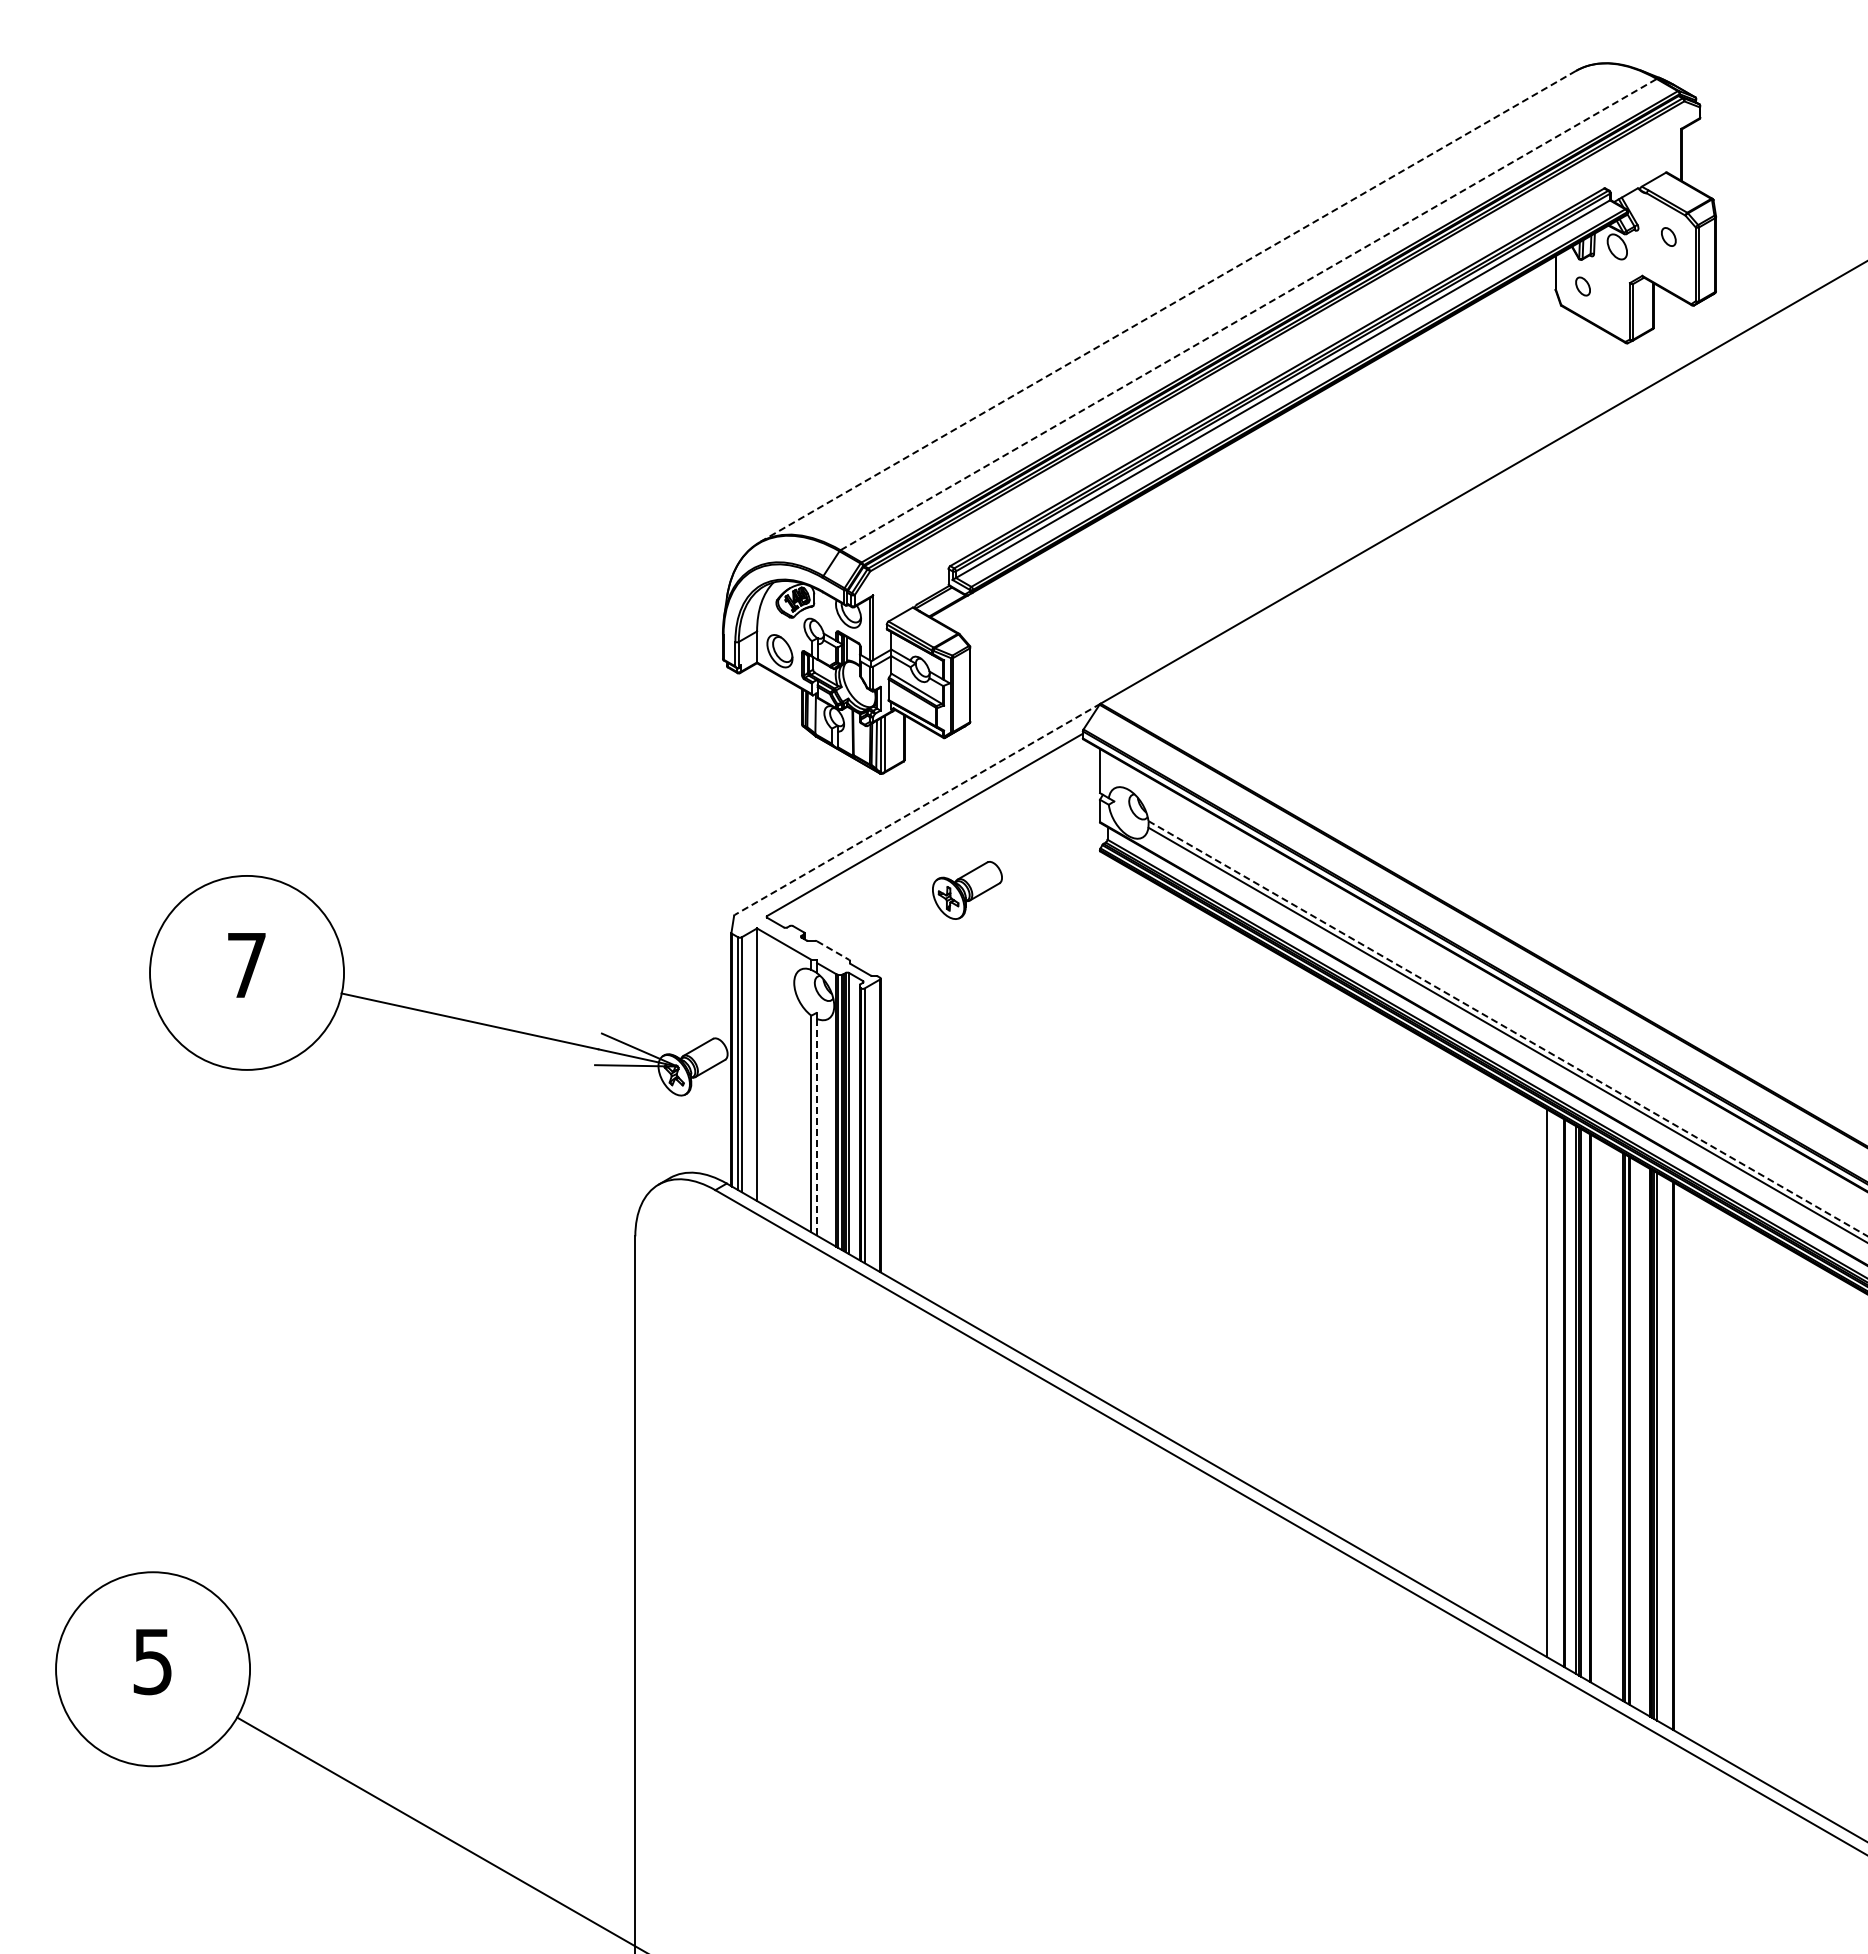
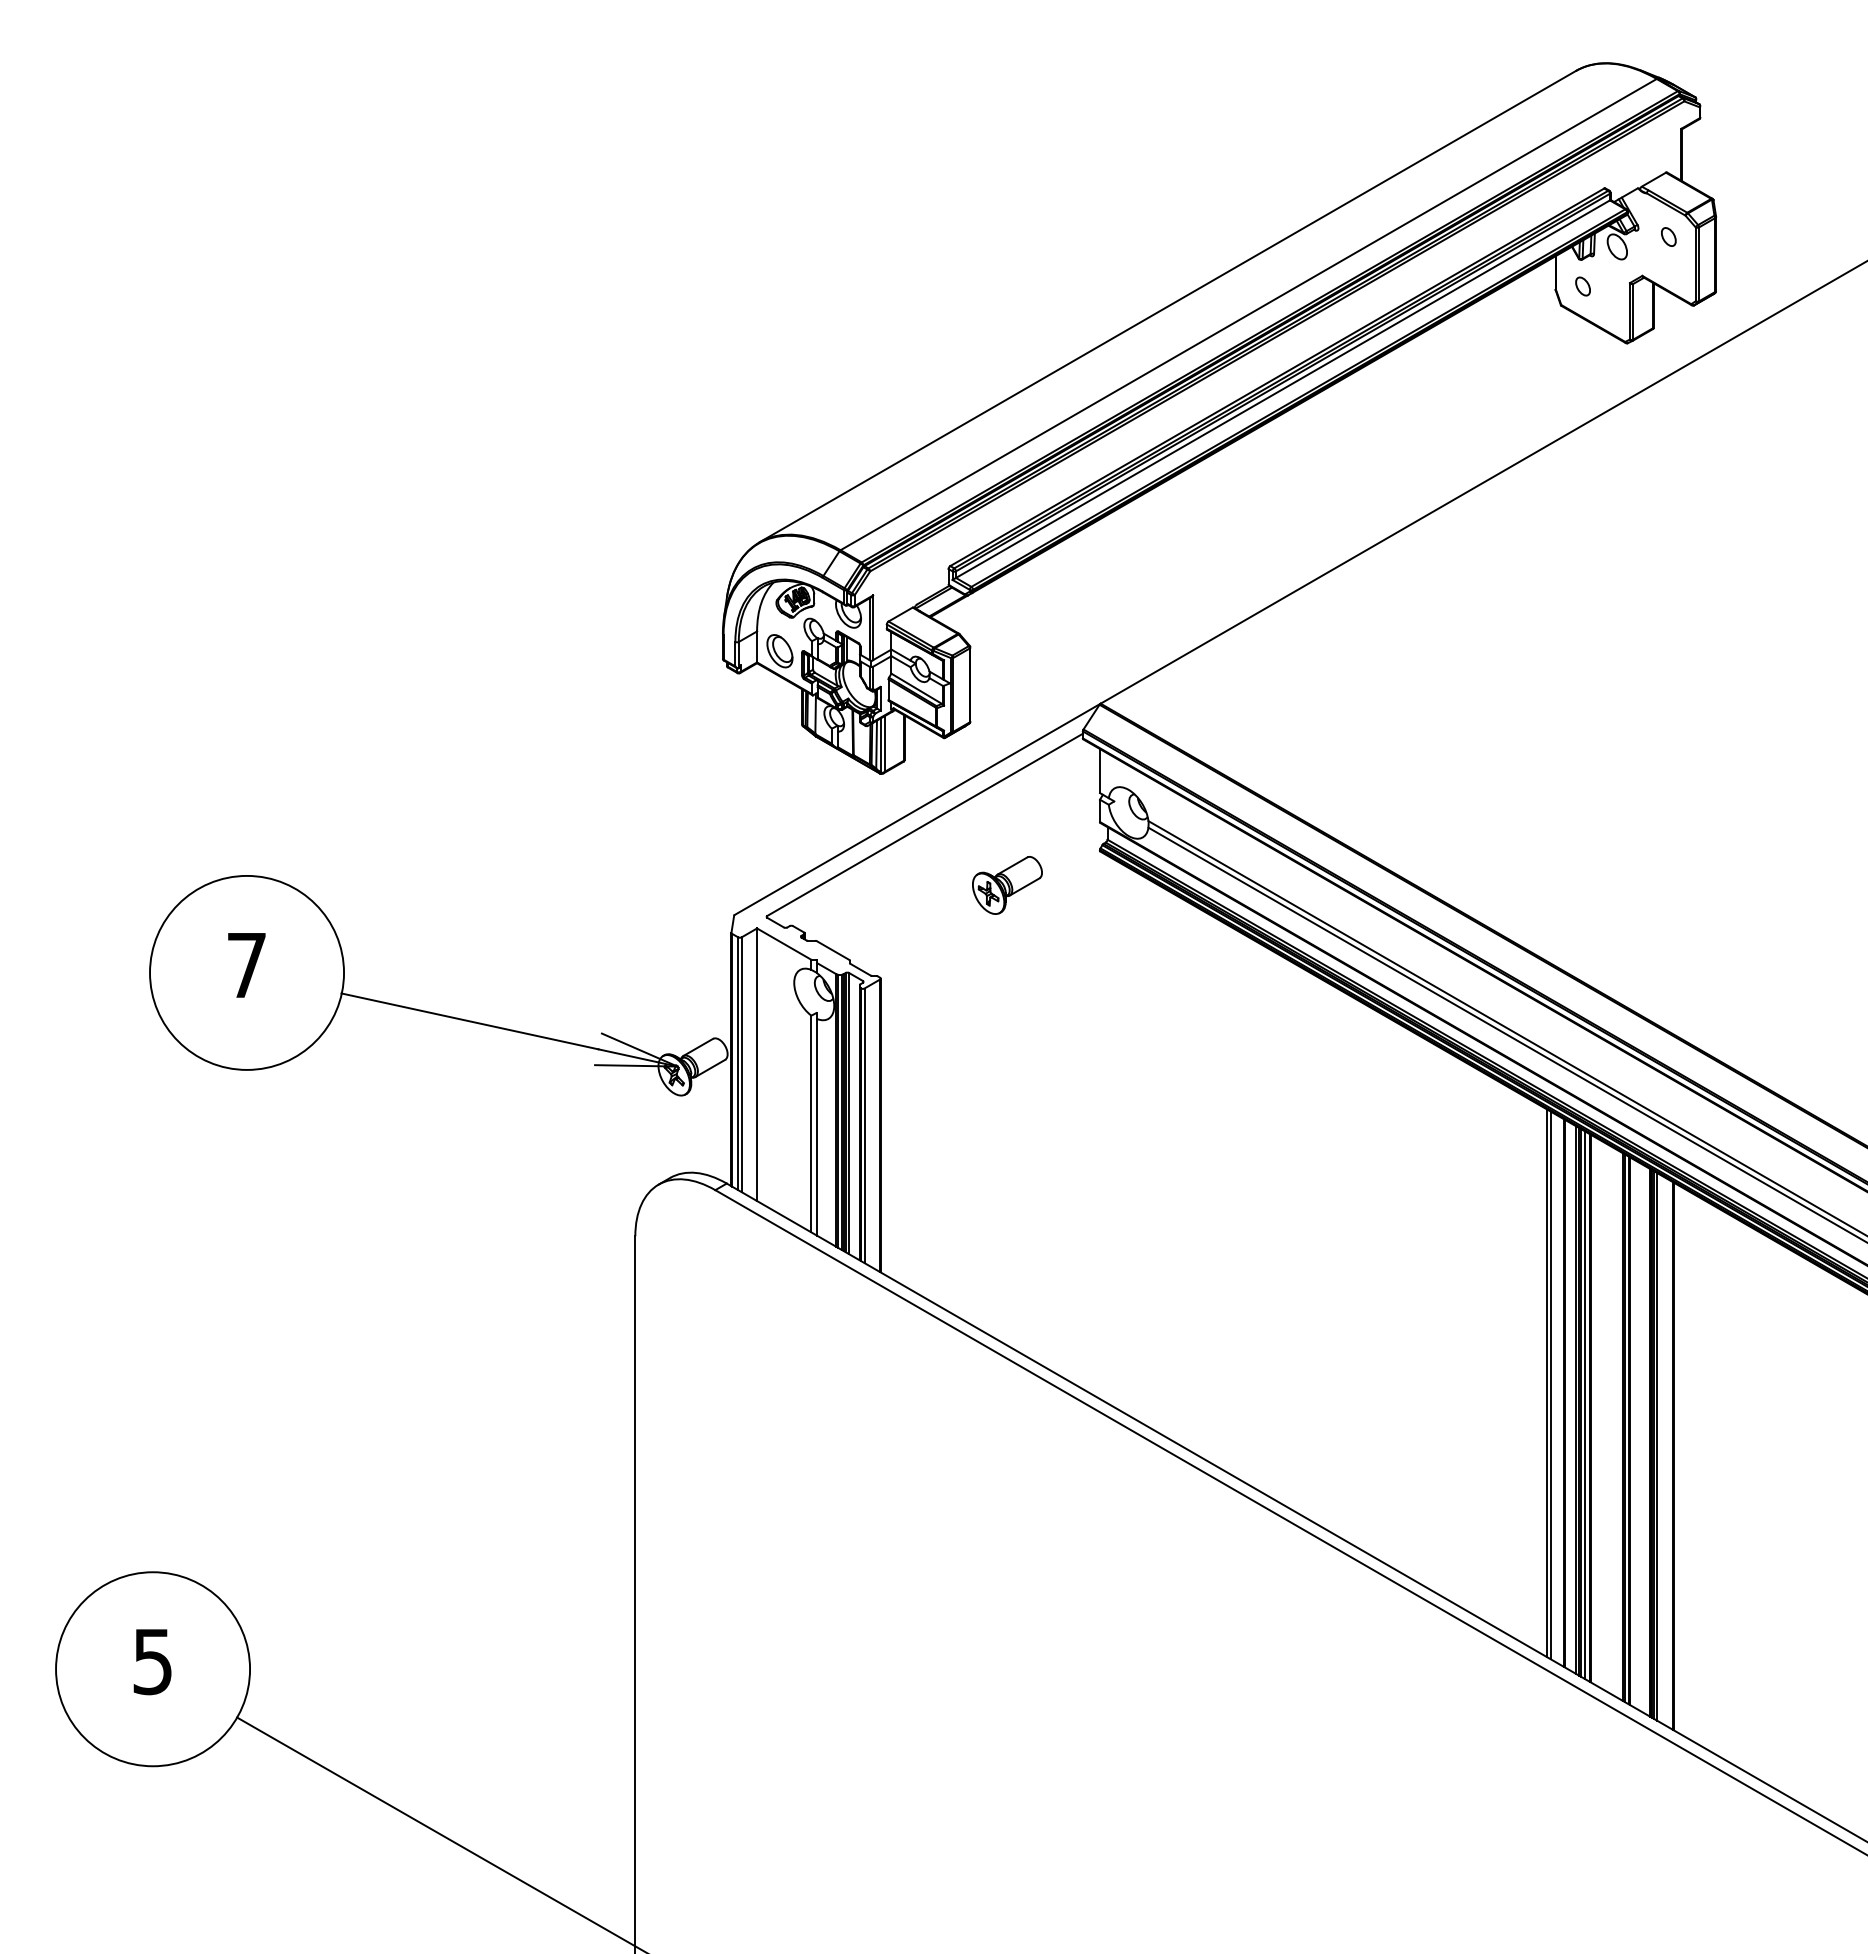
line: dashed -> solid (1167, 306)
line: dashed -> solid (1249, 314)
line: dashed -> solid (917, 809)
part position: (967, 890) -> (1007, 885) (1007, 885)
line: dashed -> solid (833, 950)
line: dashed -> solid (1508, 1028)
line: dashed -> solid (817, 1127)
line: none -> present (1550, 1385)
line: none -> present (1584, 1404)
